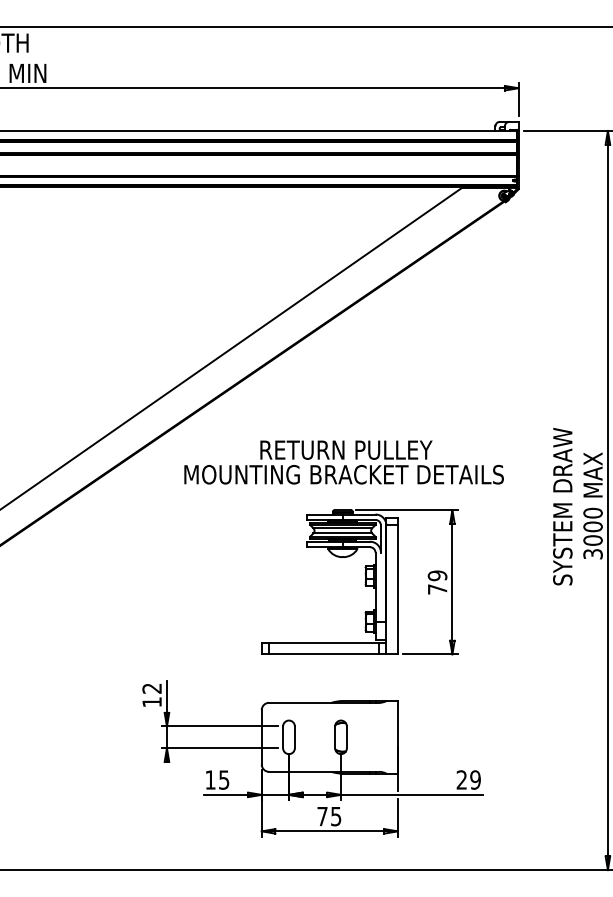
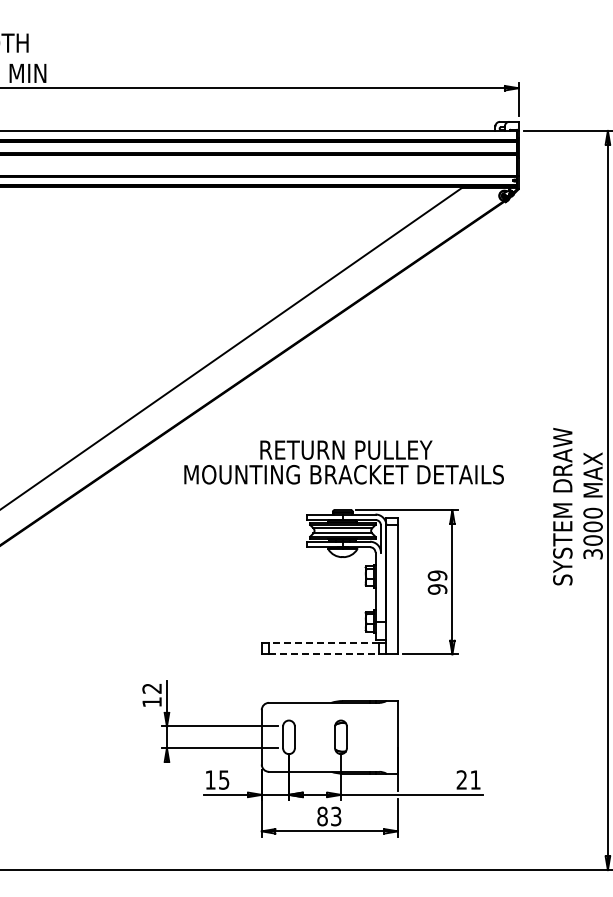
line: present -> none (305, 26)
text: 79 -> 99 (437, 589)
line: solid -> dashed (323, 642)
line: solid -> dashed (324, 654)
text: 29 -> 21 (475, 779)
text: 75 -> 83 (329, 816)
